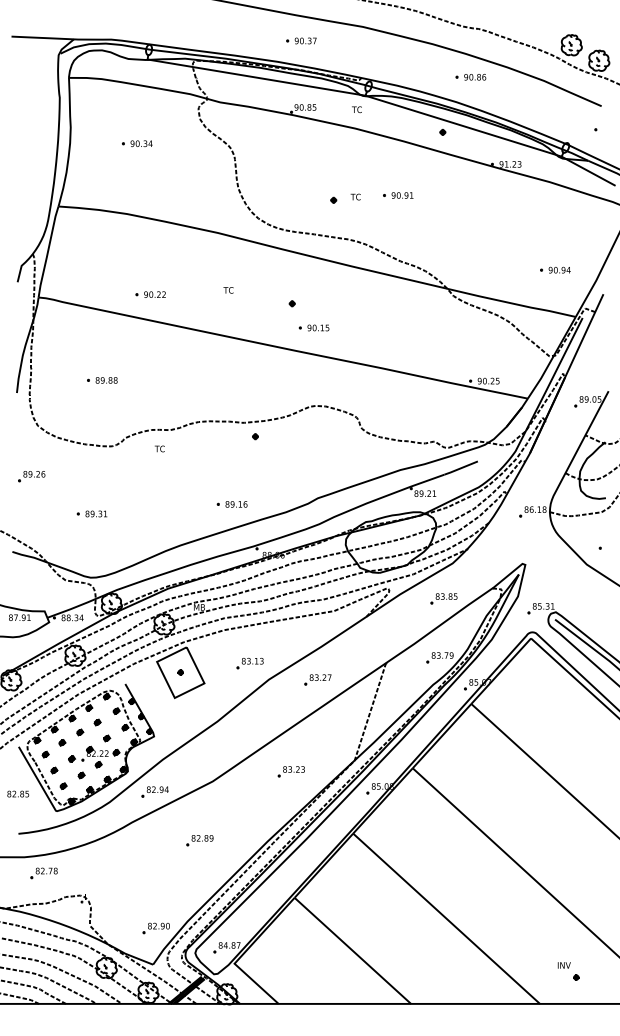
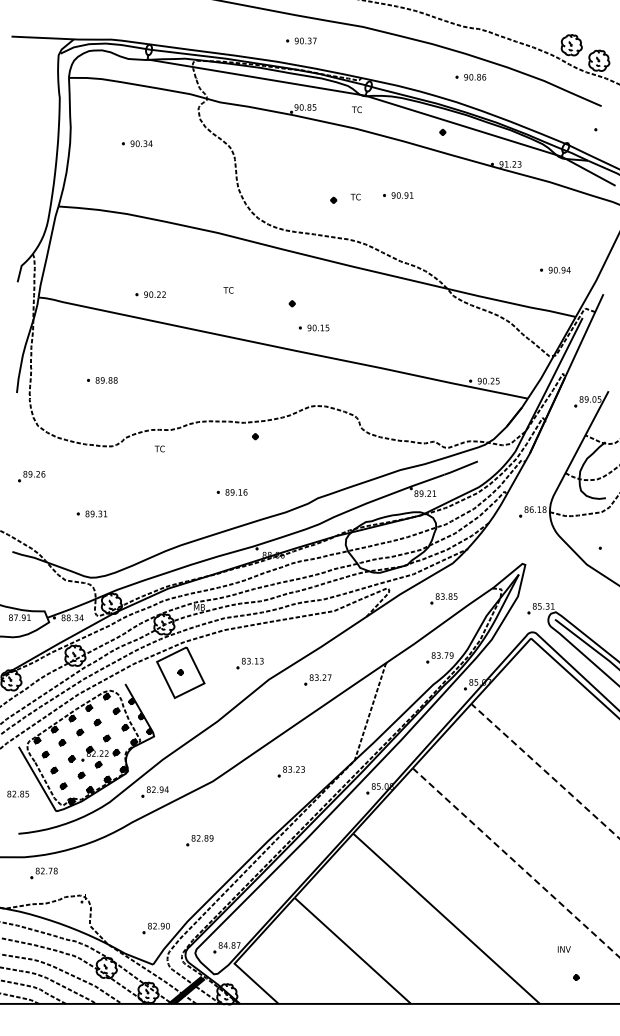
part position: (231, 504) -> (231, 492) (231, 492)
line: solid -> dashed (545, 771)
line: solid -> dashed (516, 863)
text position: (563, 965) -> (563, 949) (563, 949)
